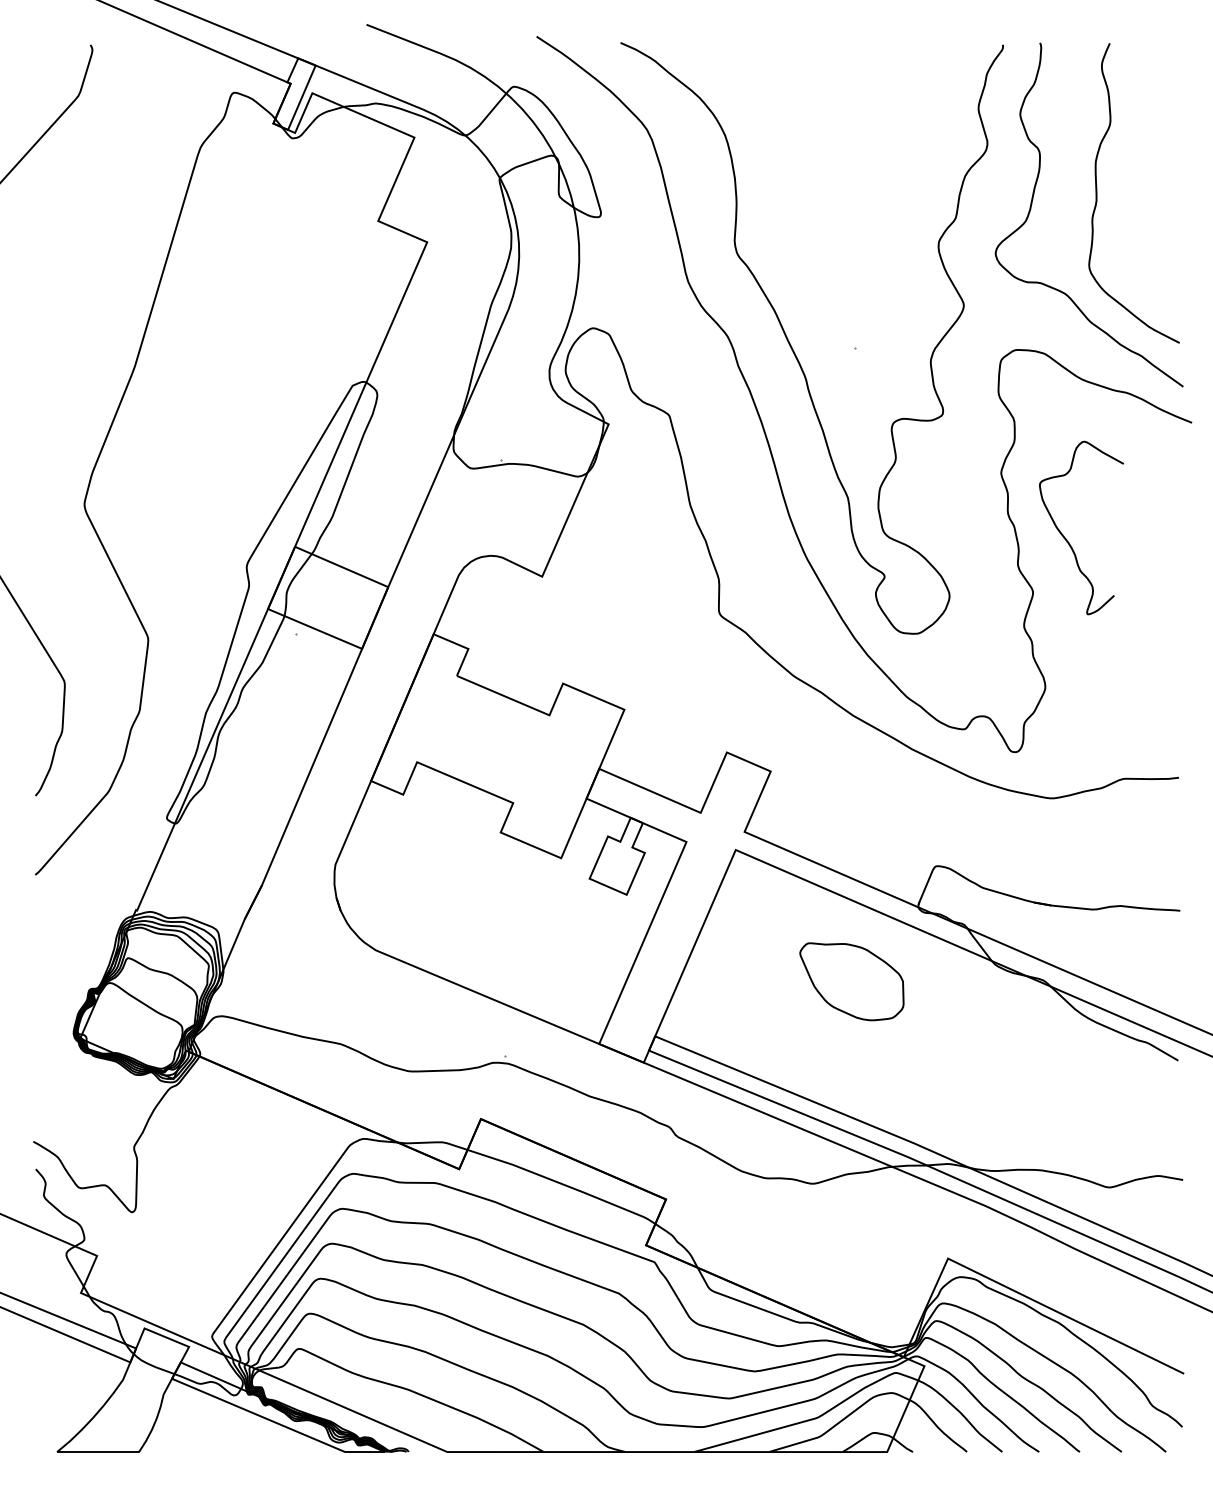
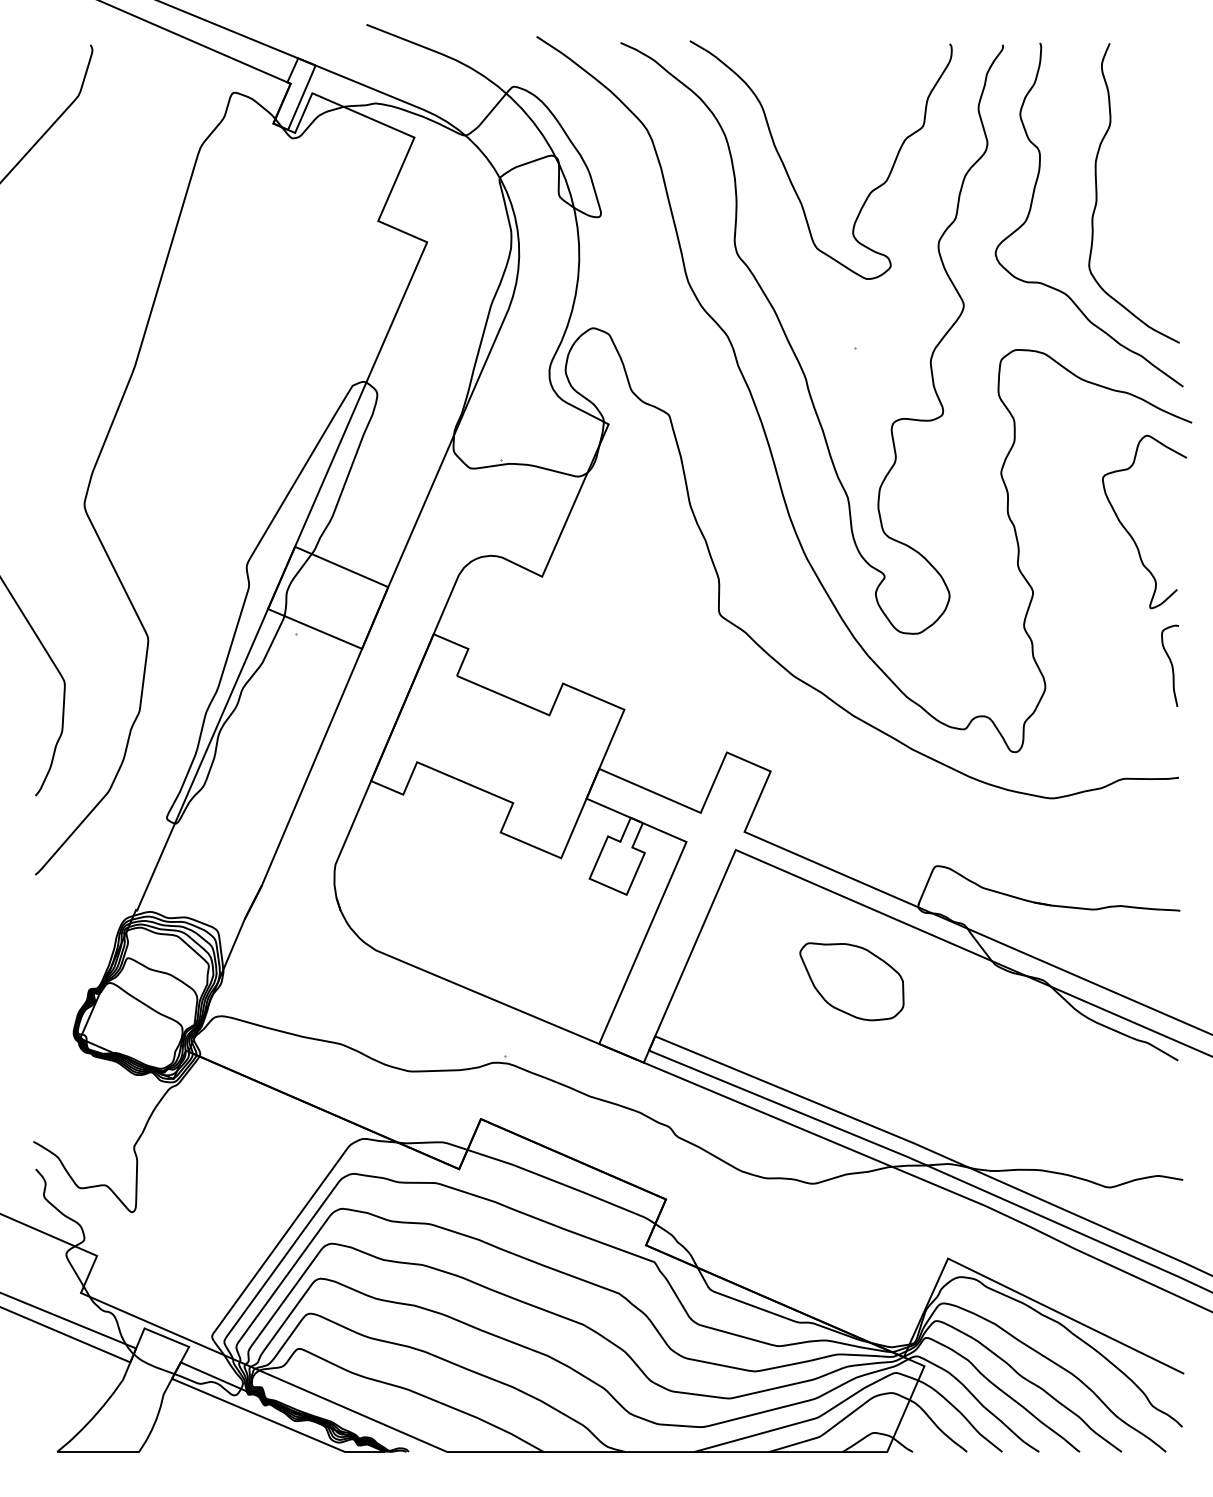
curve: none -> present (789, 175)
curve position: (1066, 538) -> (1129, 532) (1129, 532)
curve: none -> present (1171, 665)
